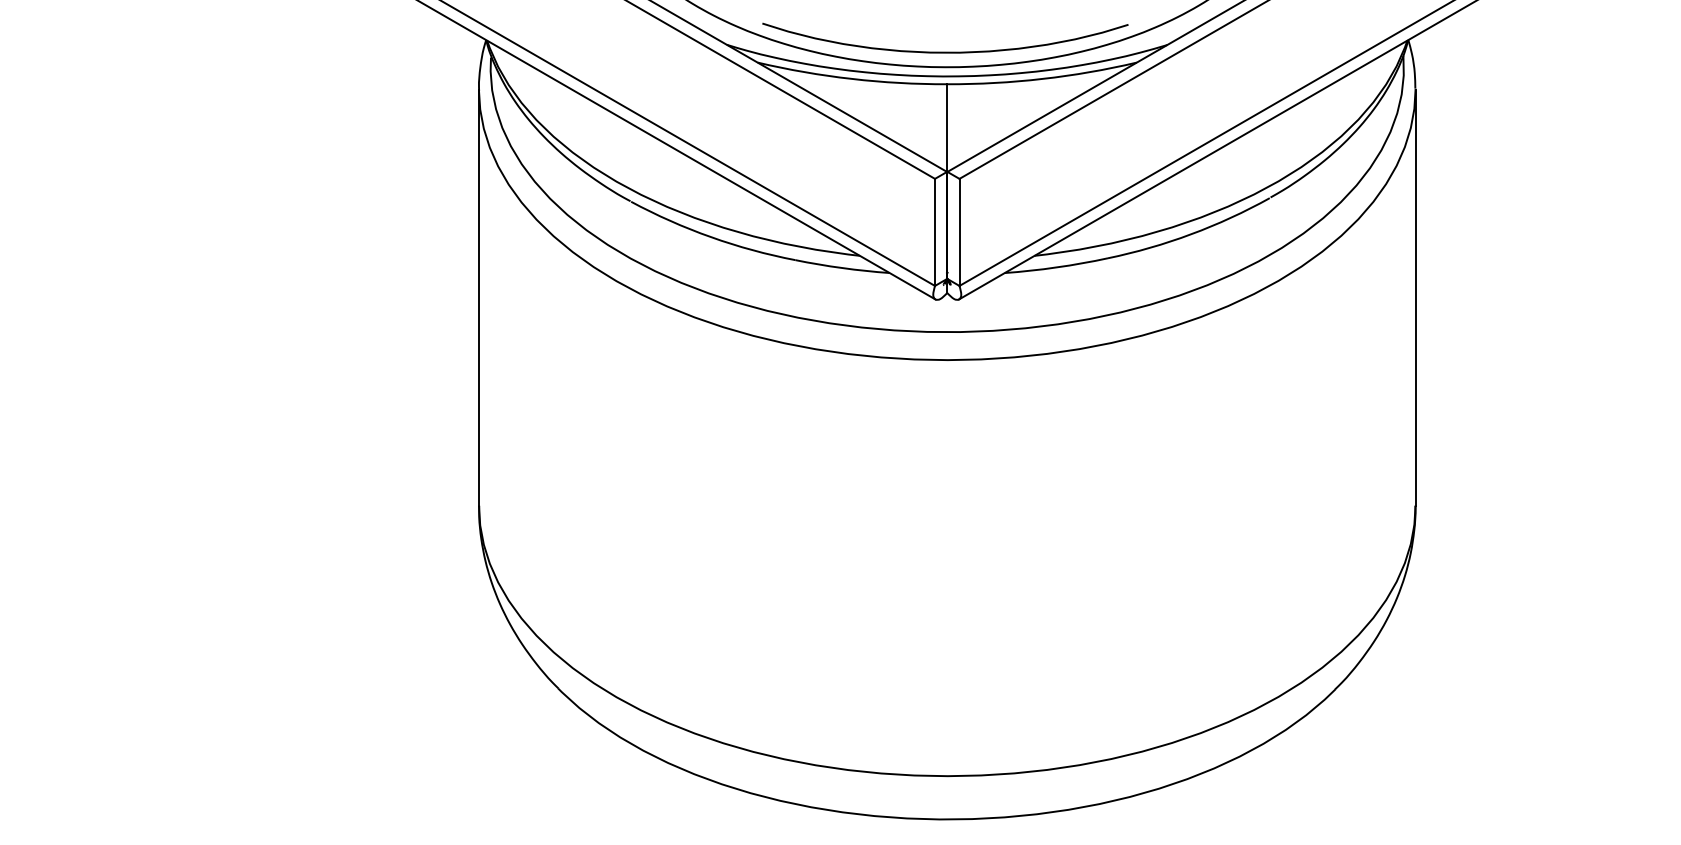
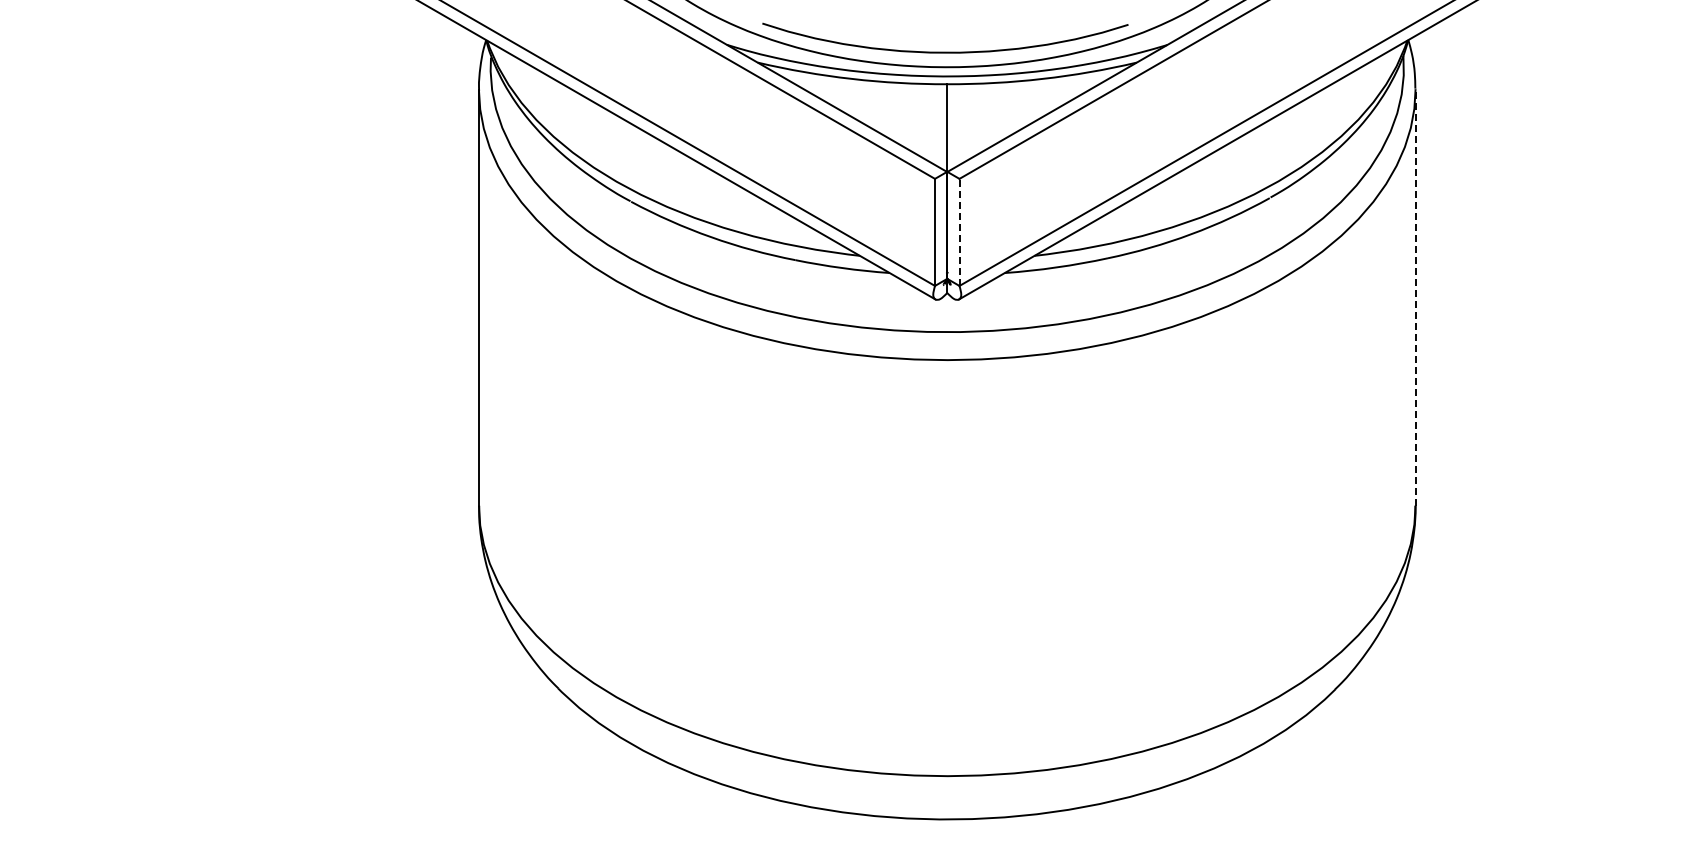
line: solid -> dashed (959, 232)
line: solid -> dashed (1415, 297)
